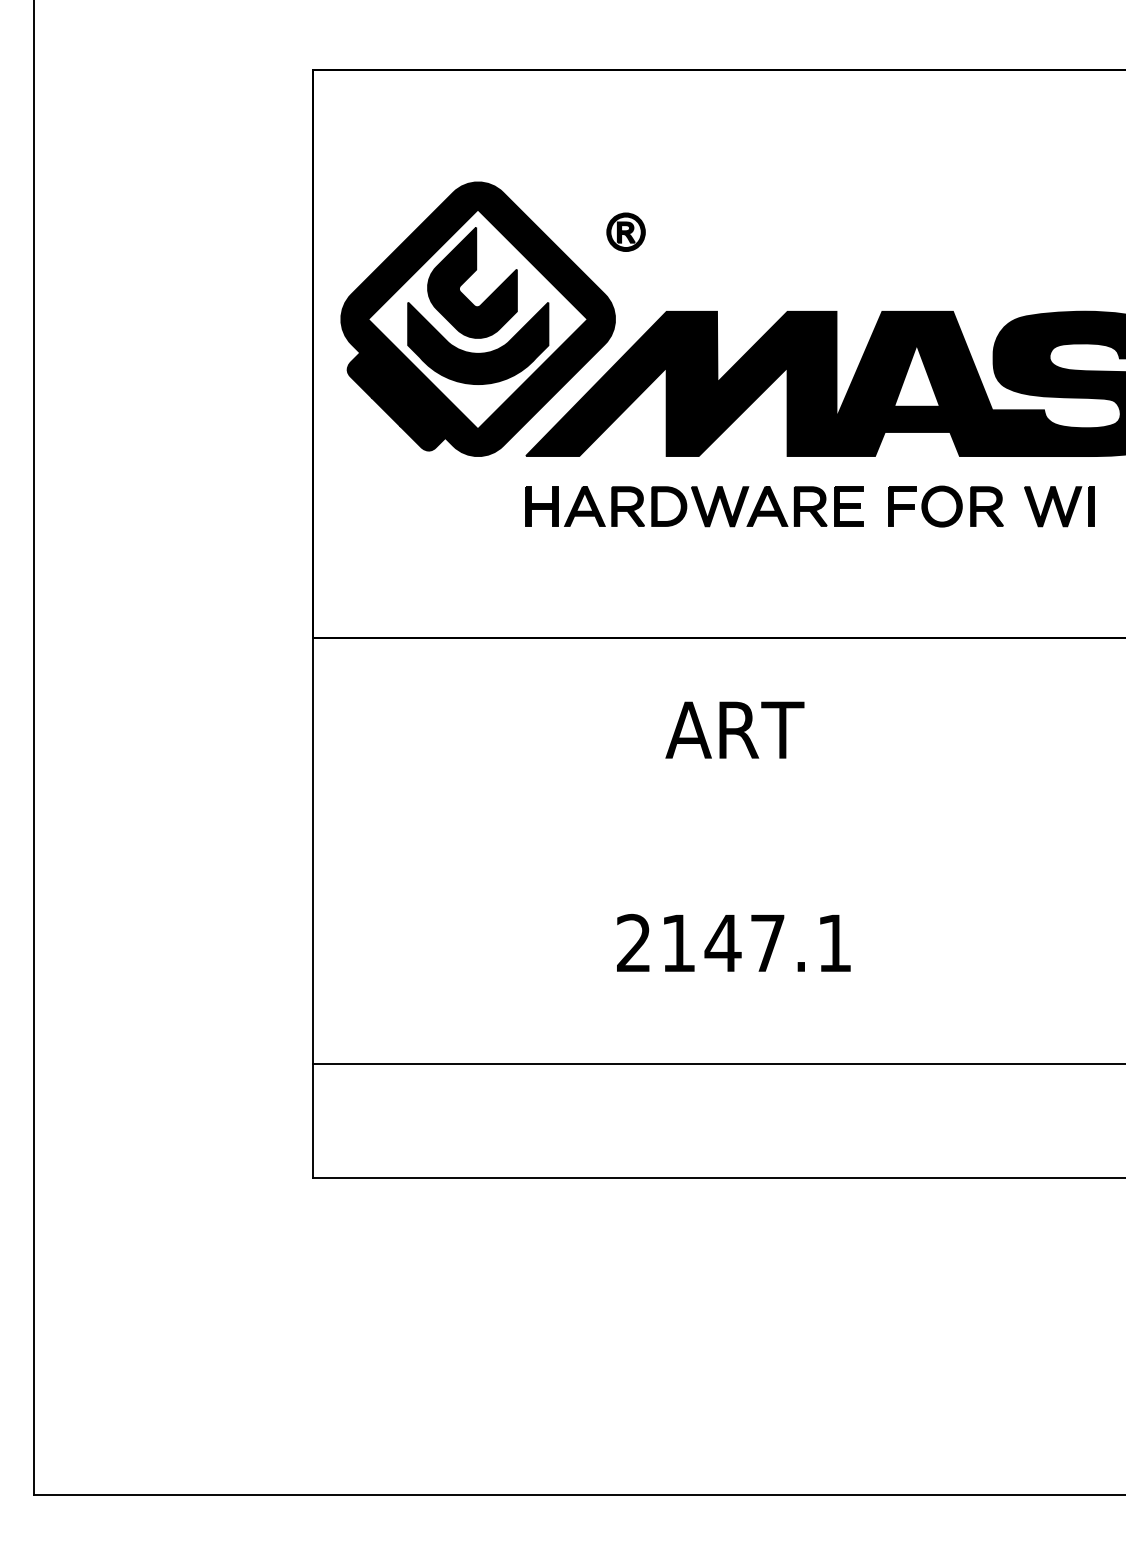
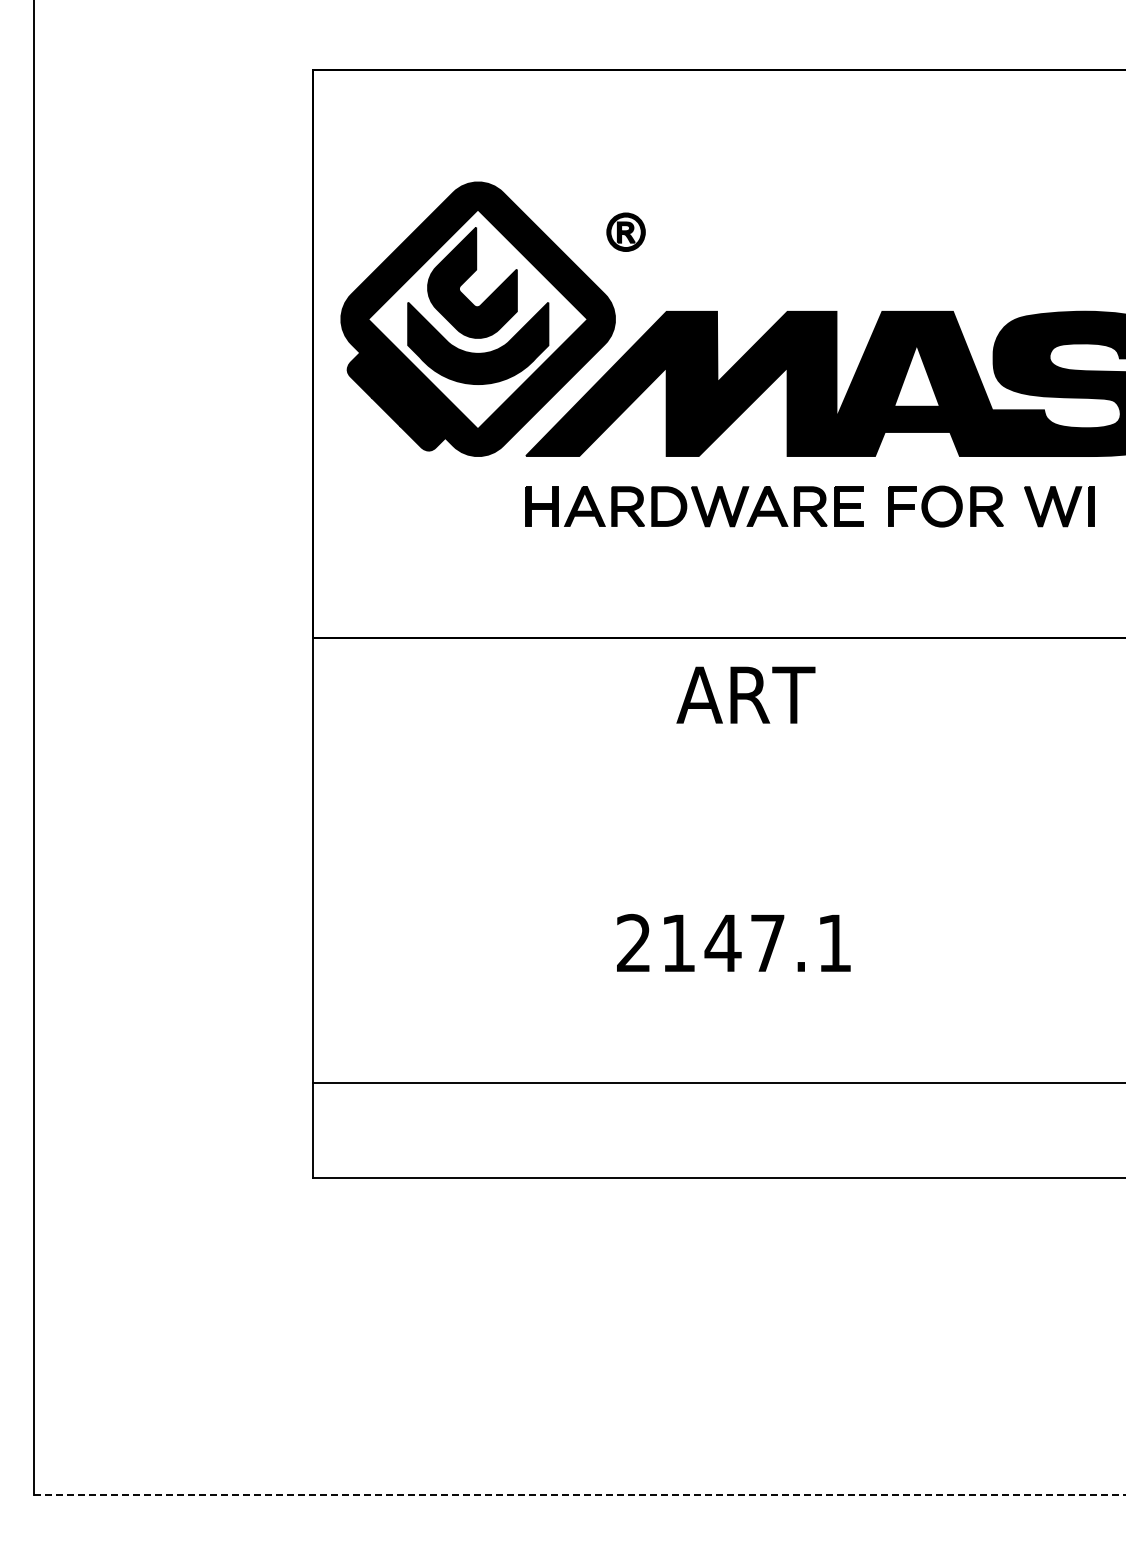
text position: (734, 729) -> (745, 694) (745, 694)
line position: (717, 1064) -> (717, 1083) (717, 1083)
line: solid -> dashed (579, 1494)
